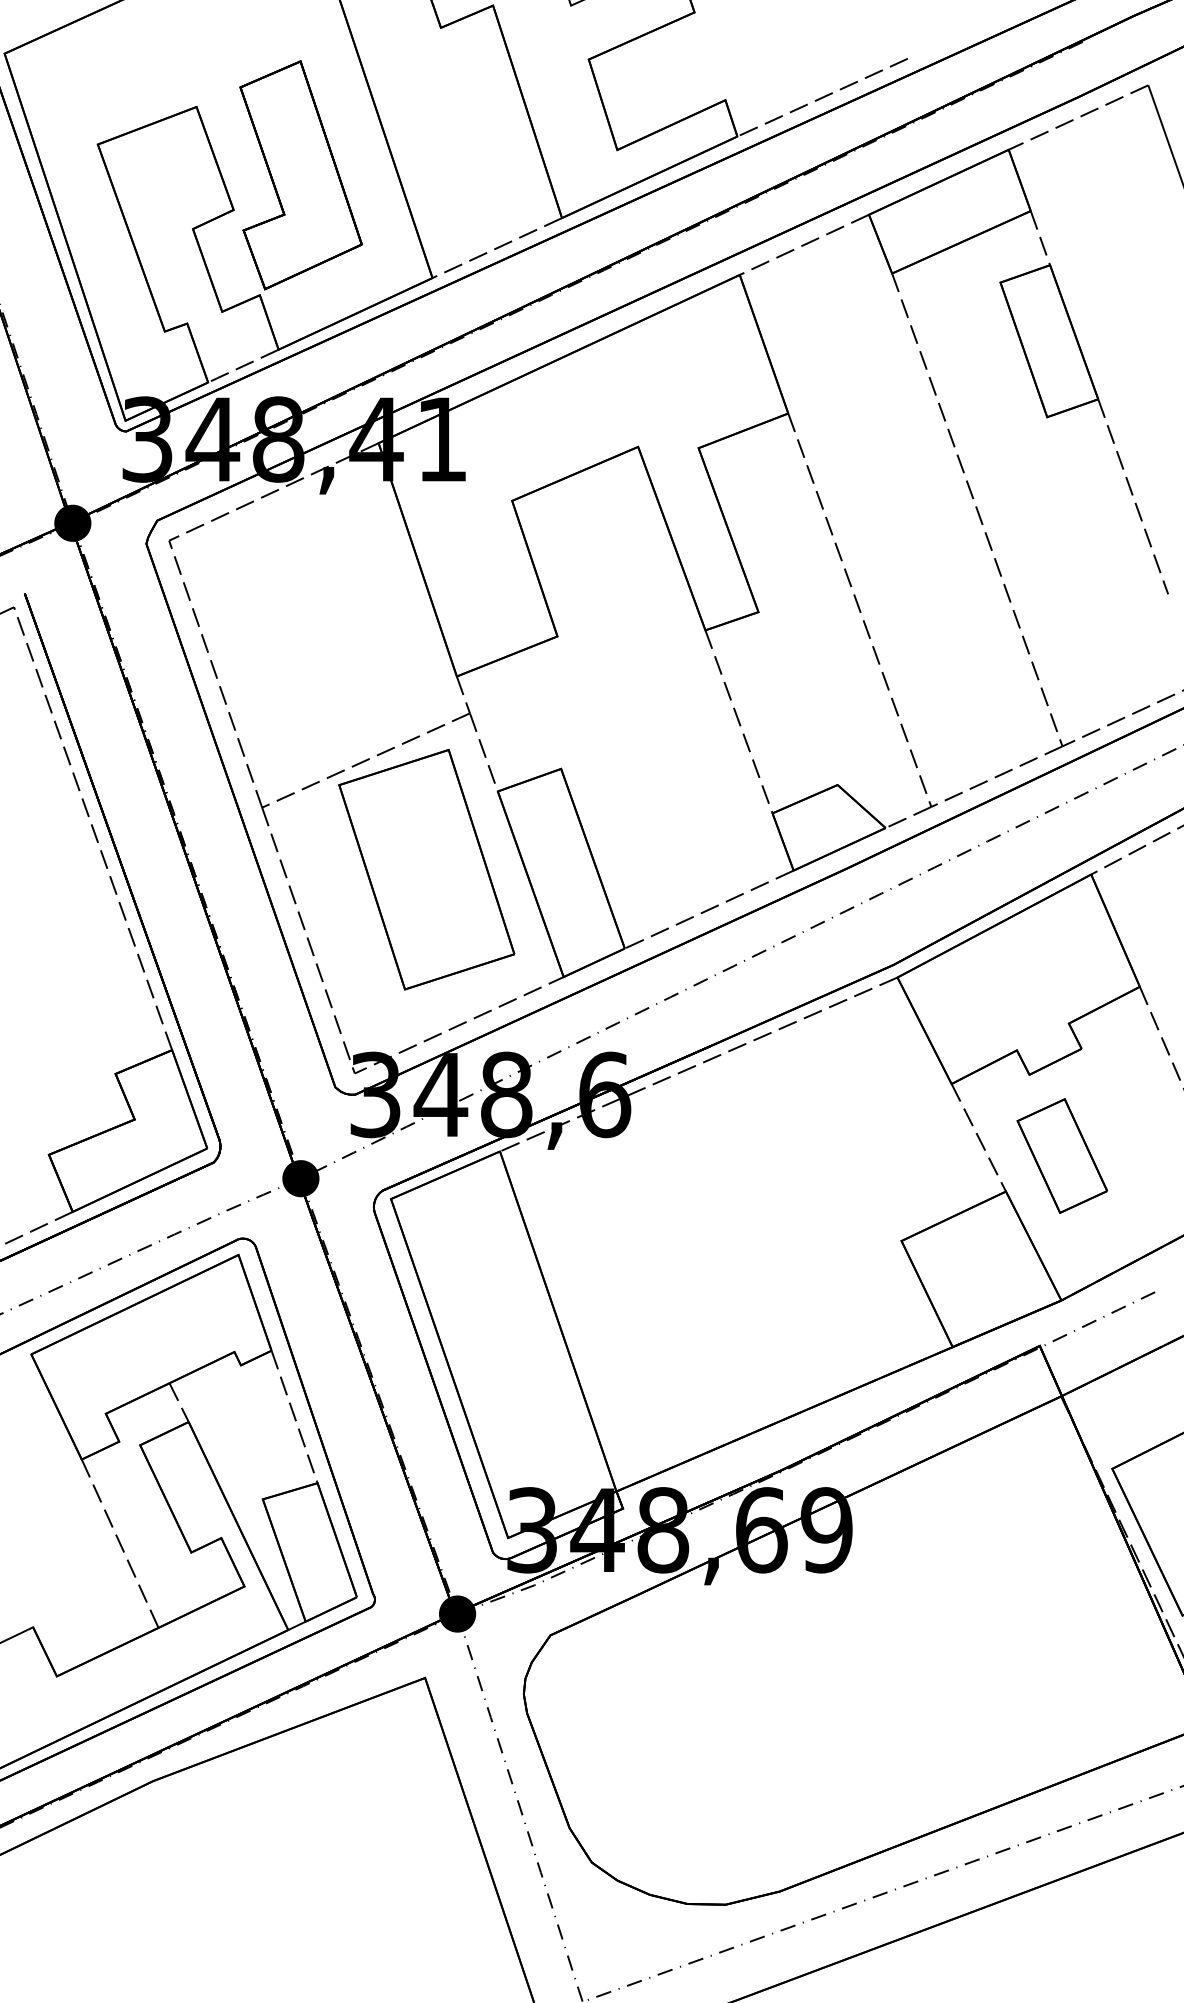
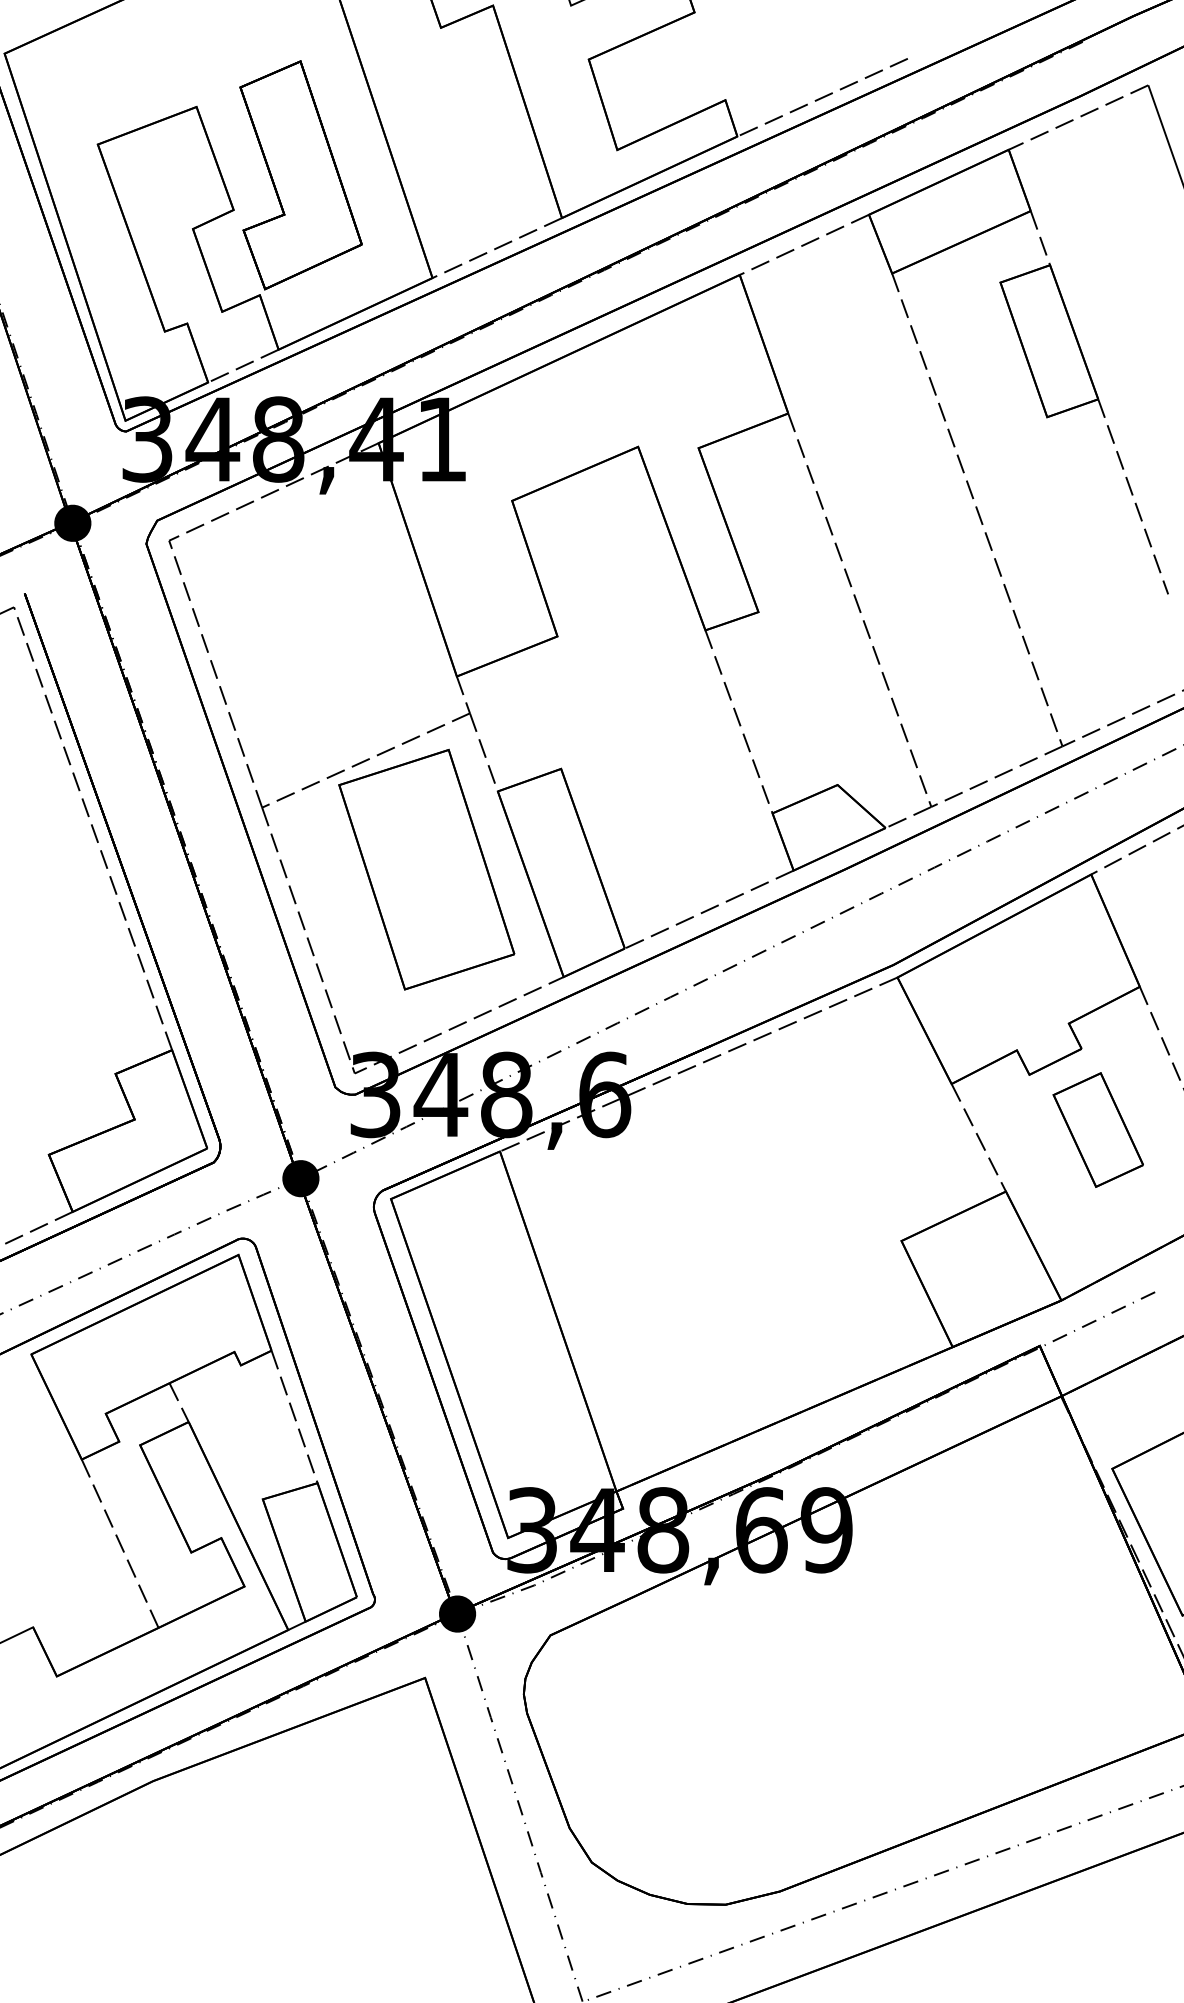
part position: (1061, 1155) -> (1097, 1129) (1097, 1129)
